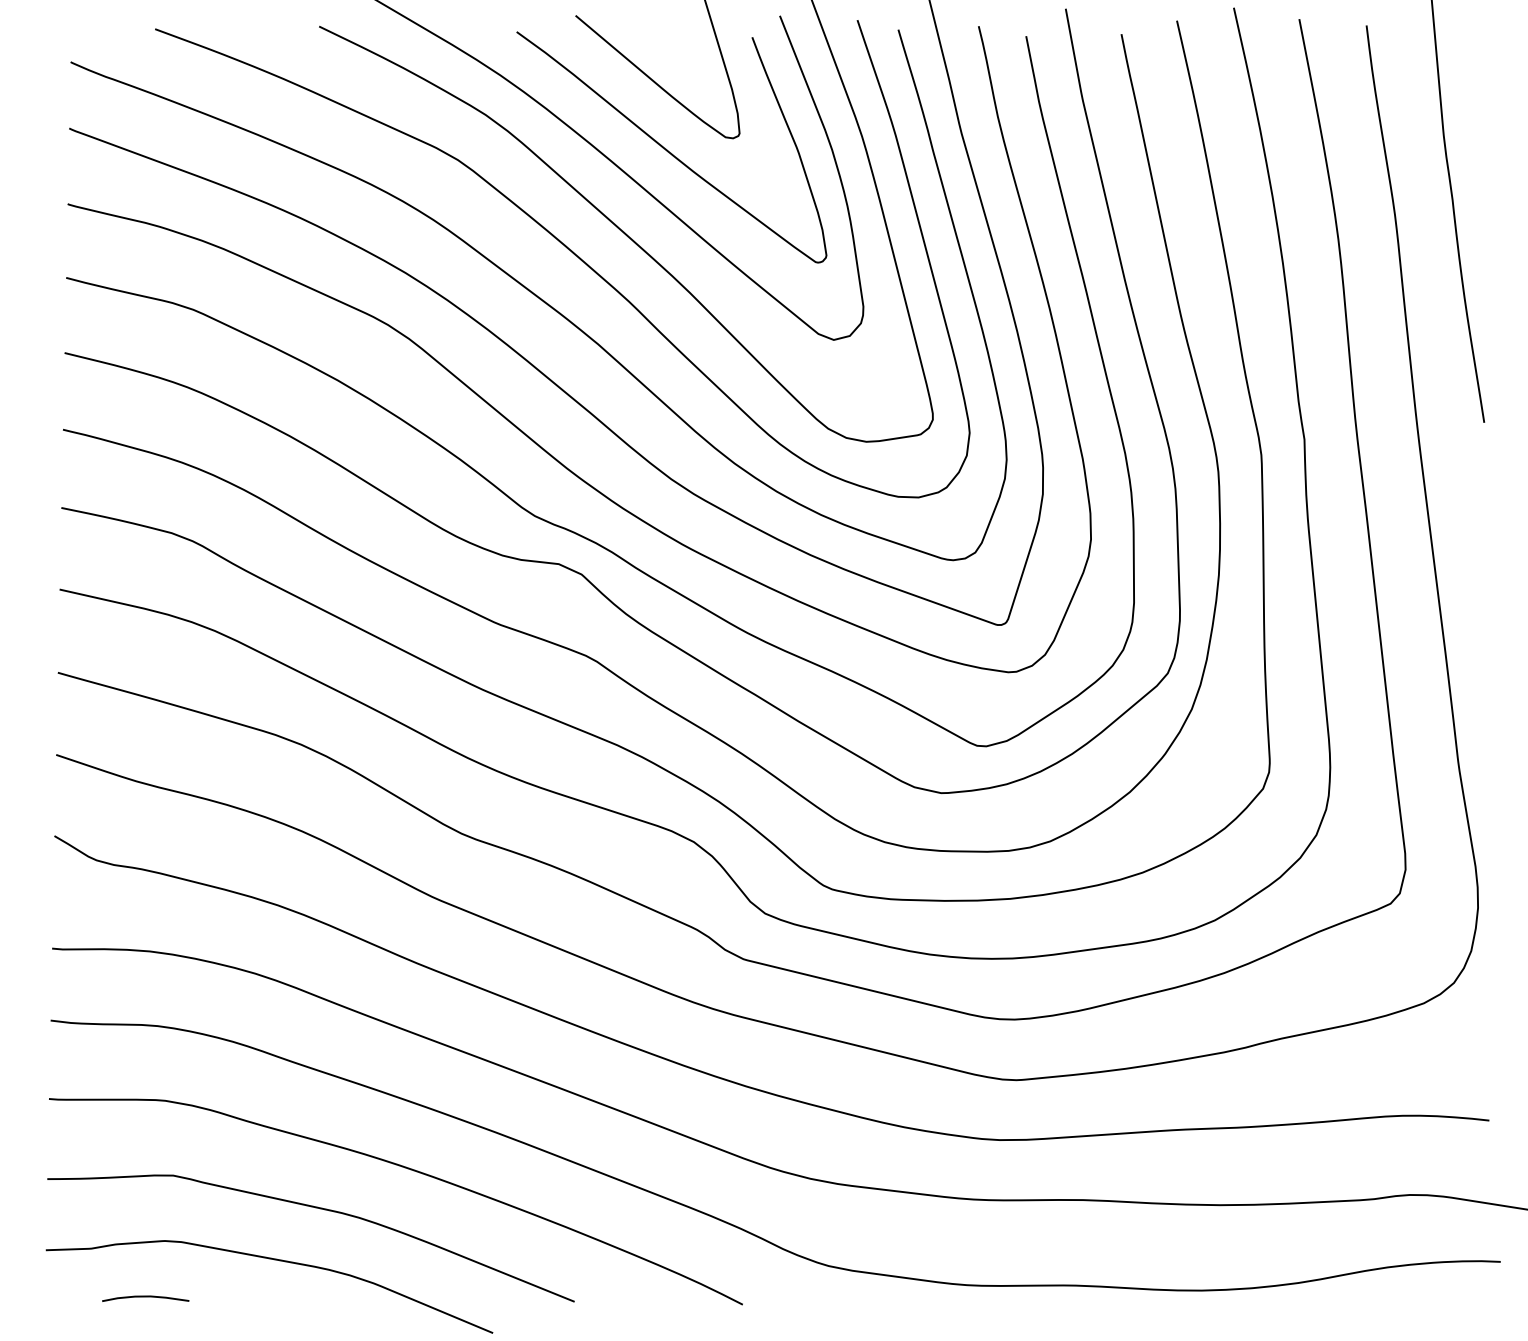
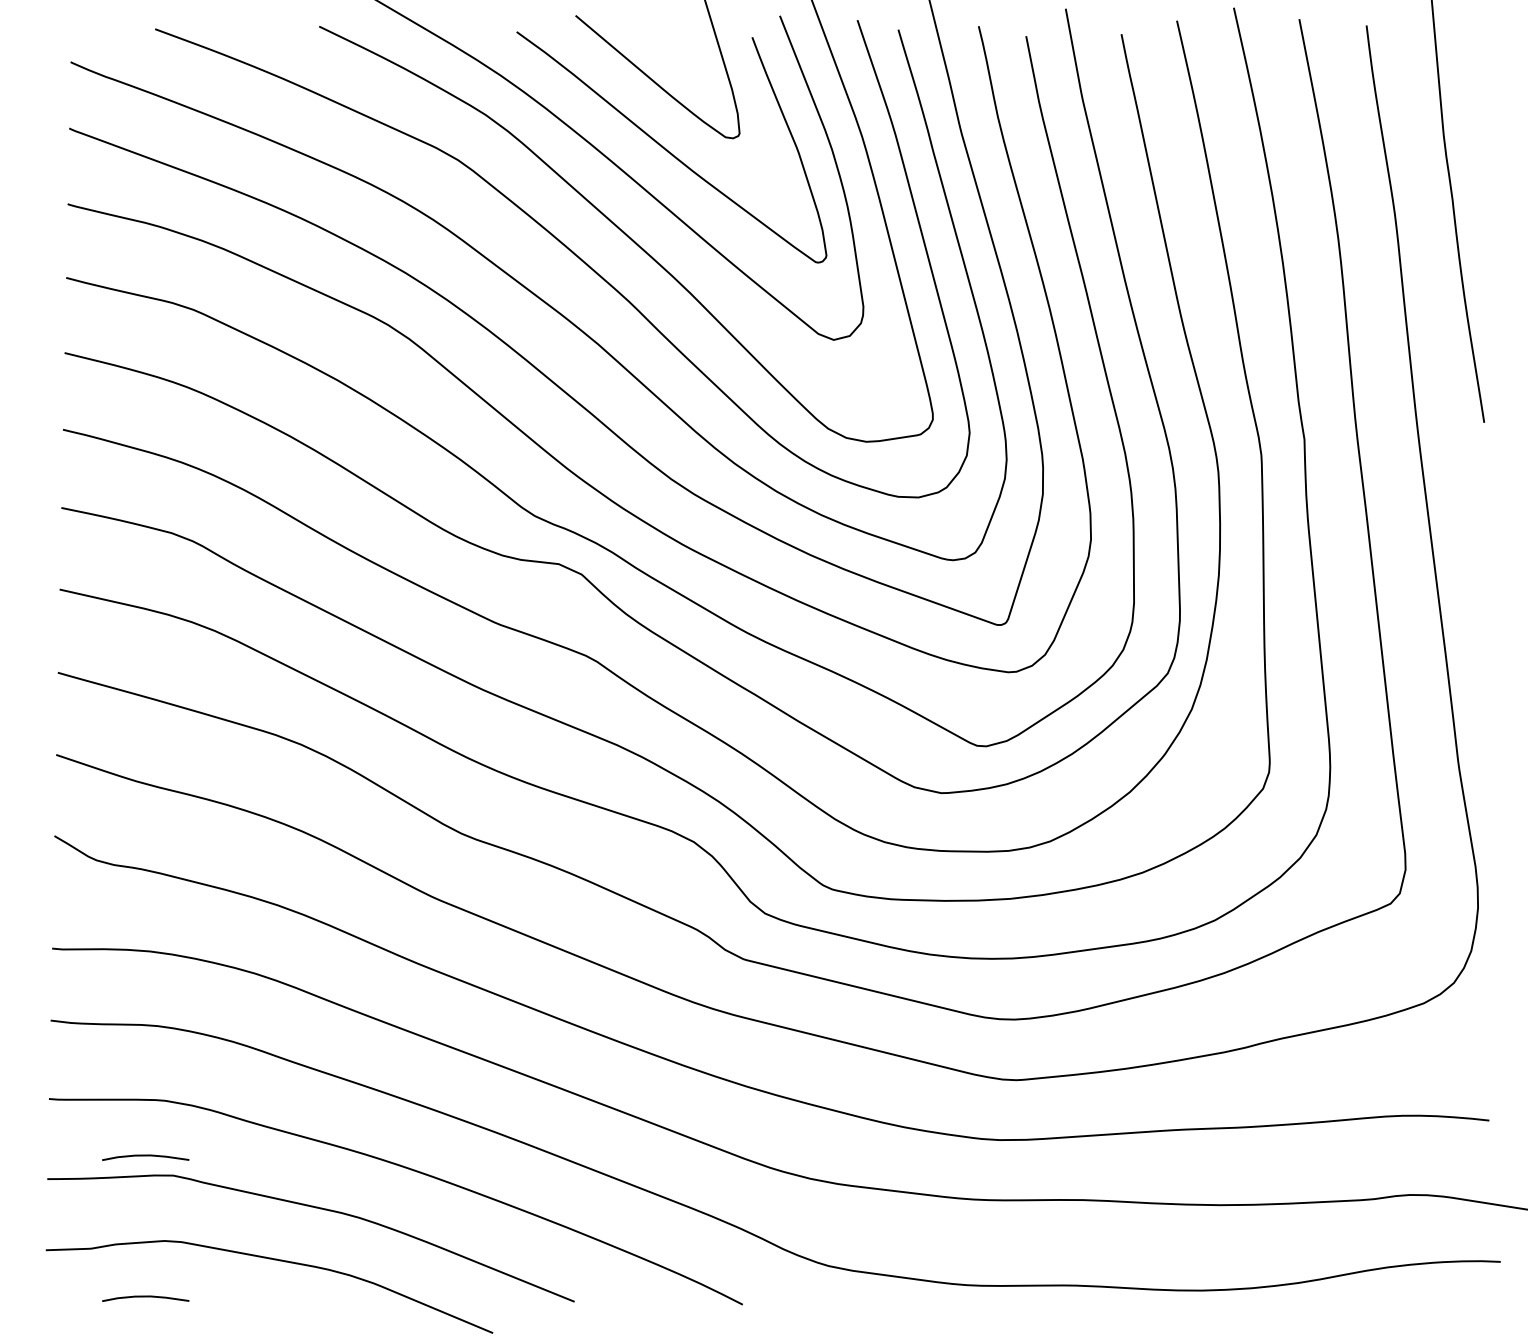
curve: none -> present (145, 1156)
